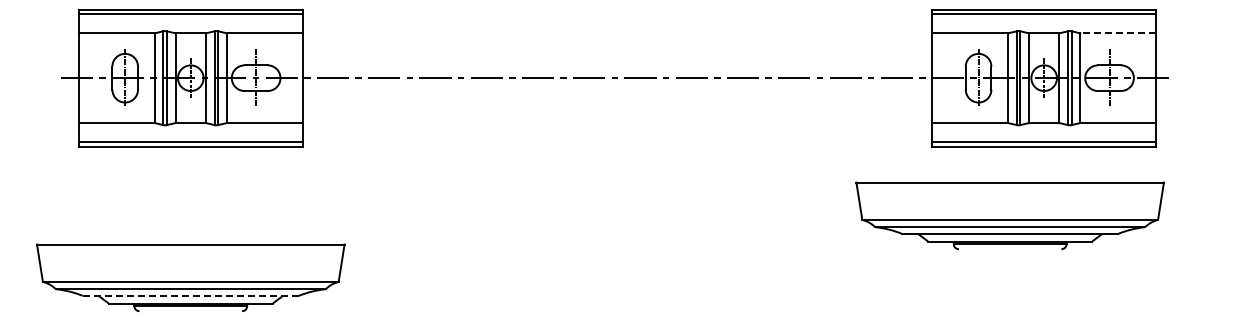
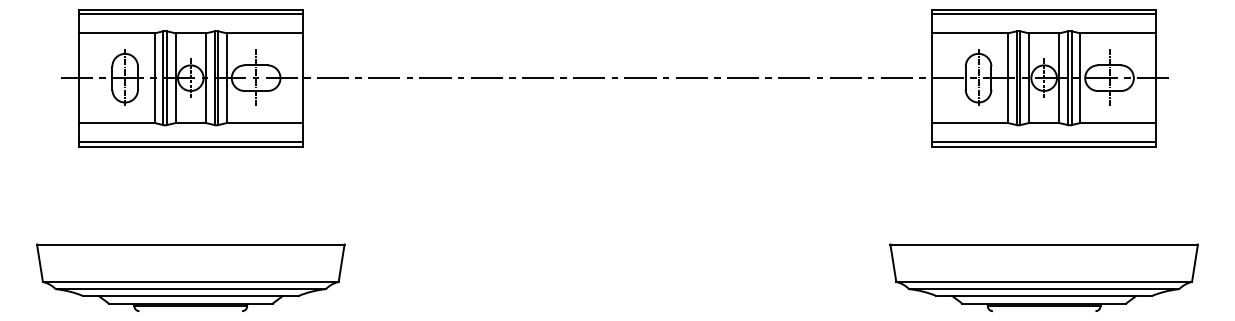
line: dashed -> solid (1117, 33)
part position: (1009, 215) -> (1043, 277) (1043, 277)
line: dashed -> solid (191, 295)
